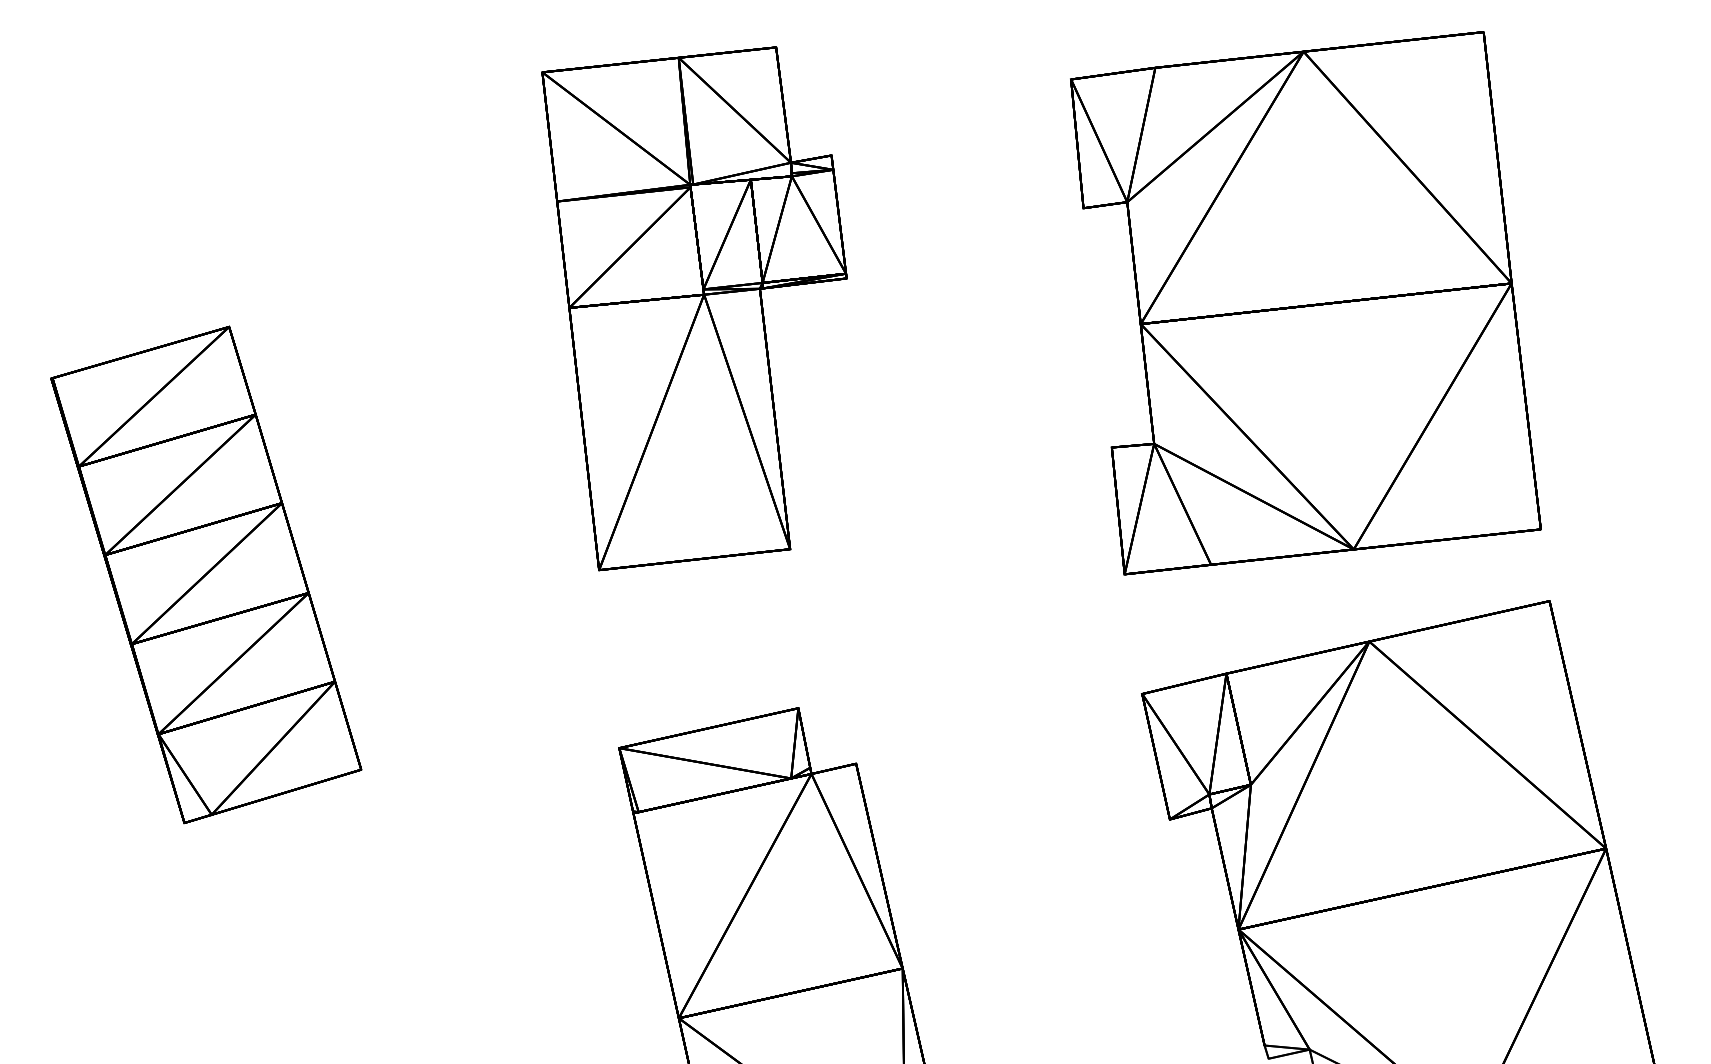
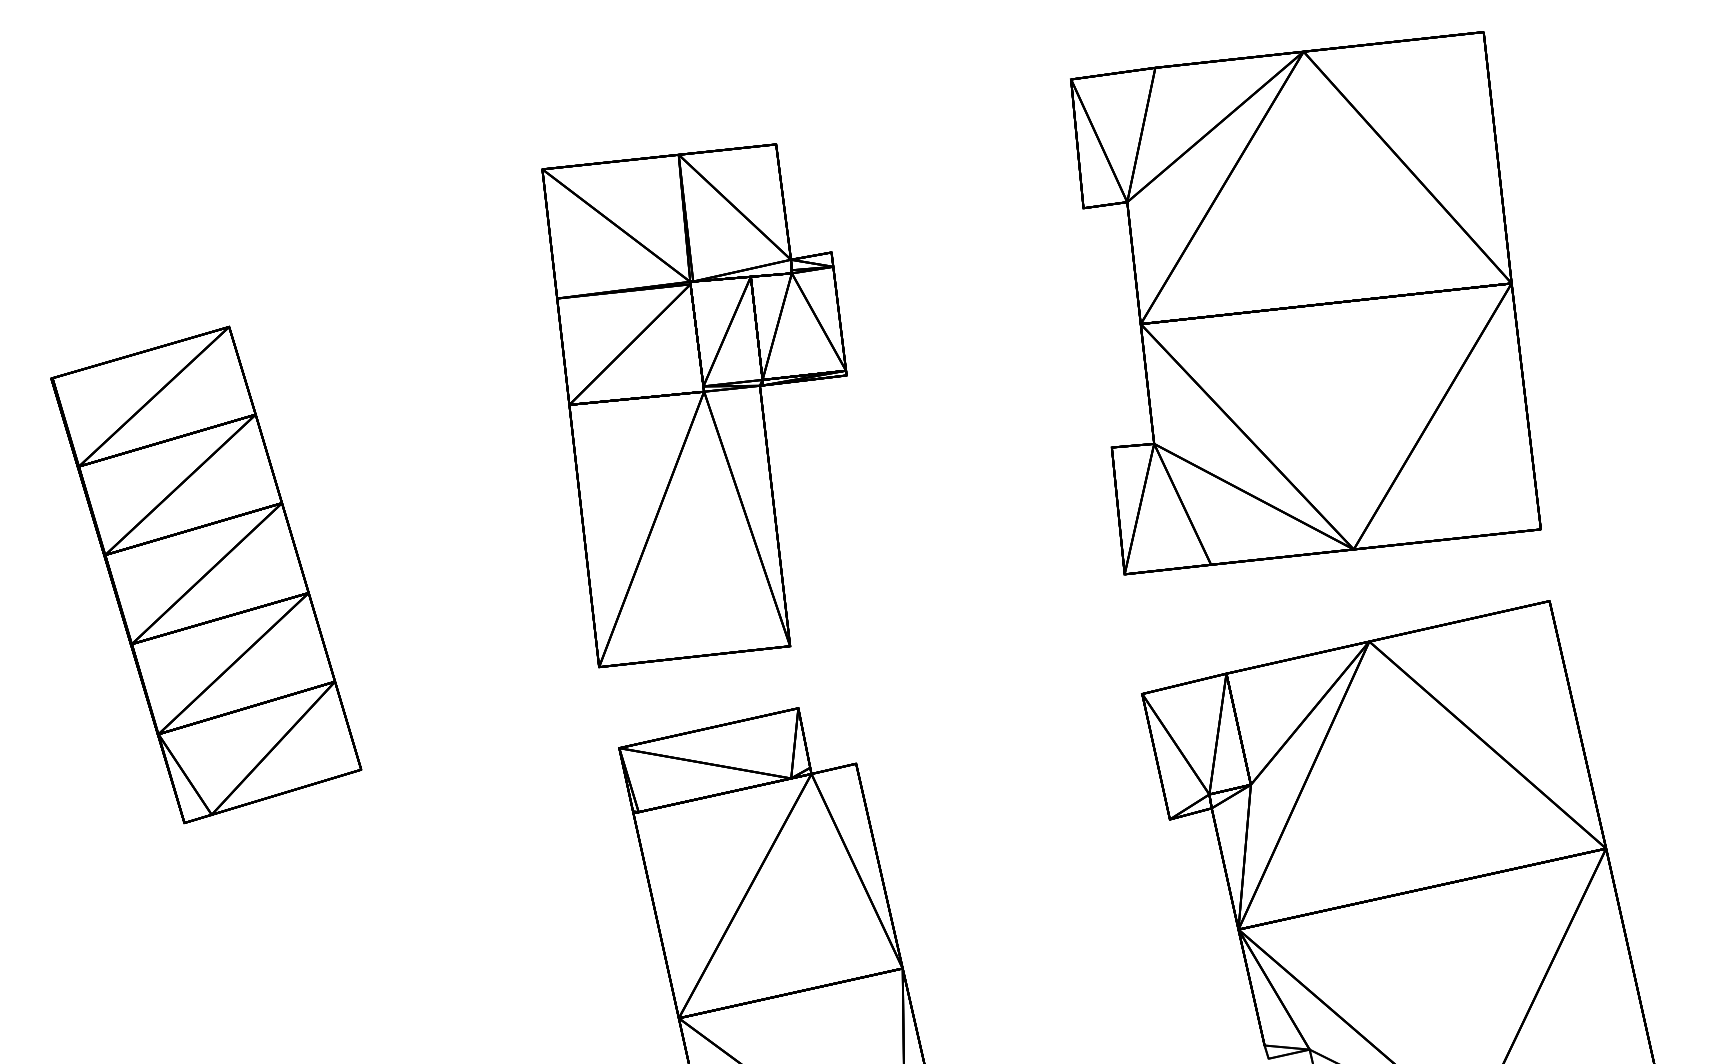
part position: (694, 308) -> (694, 405) (694, 405)
